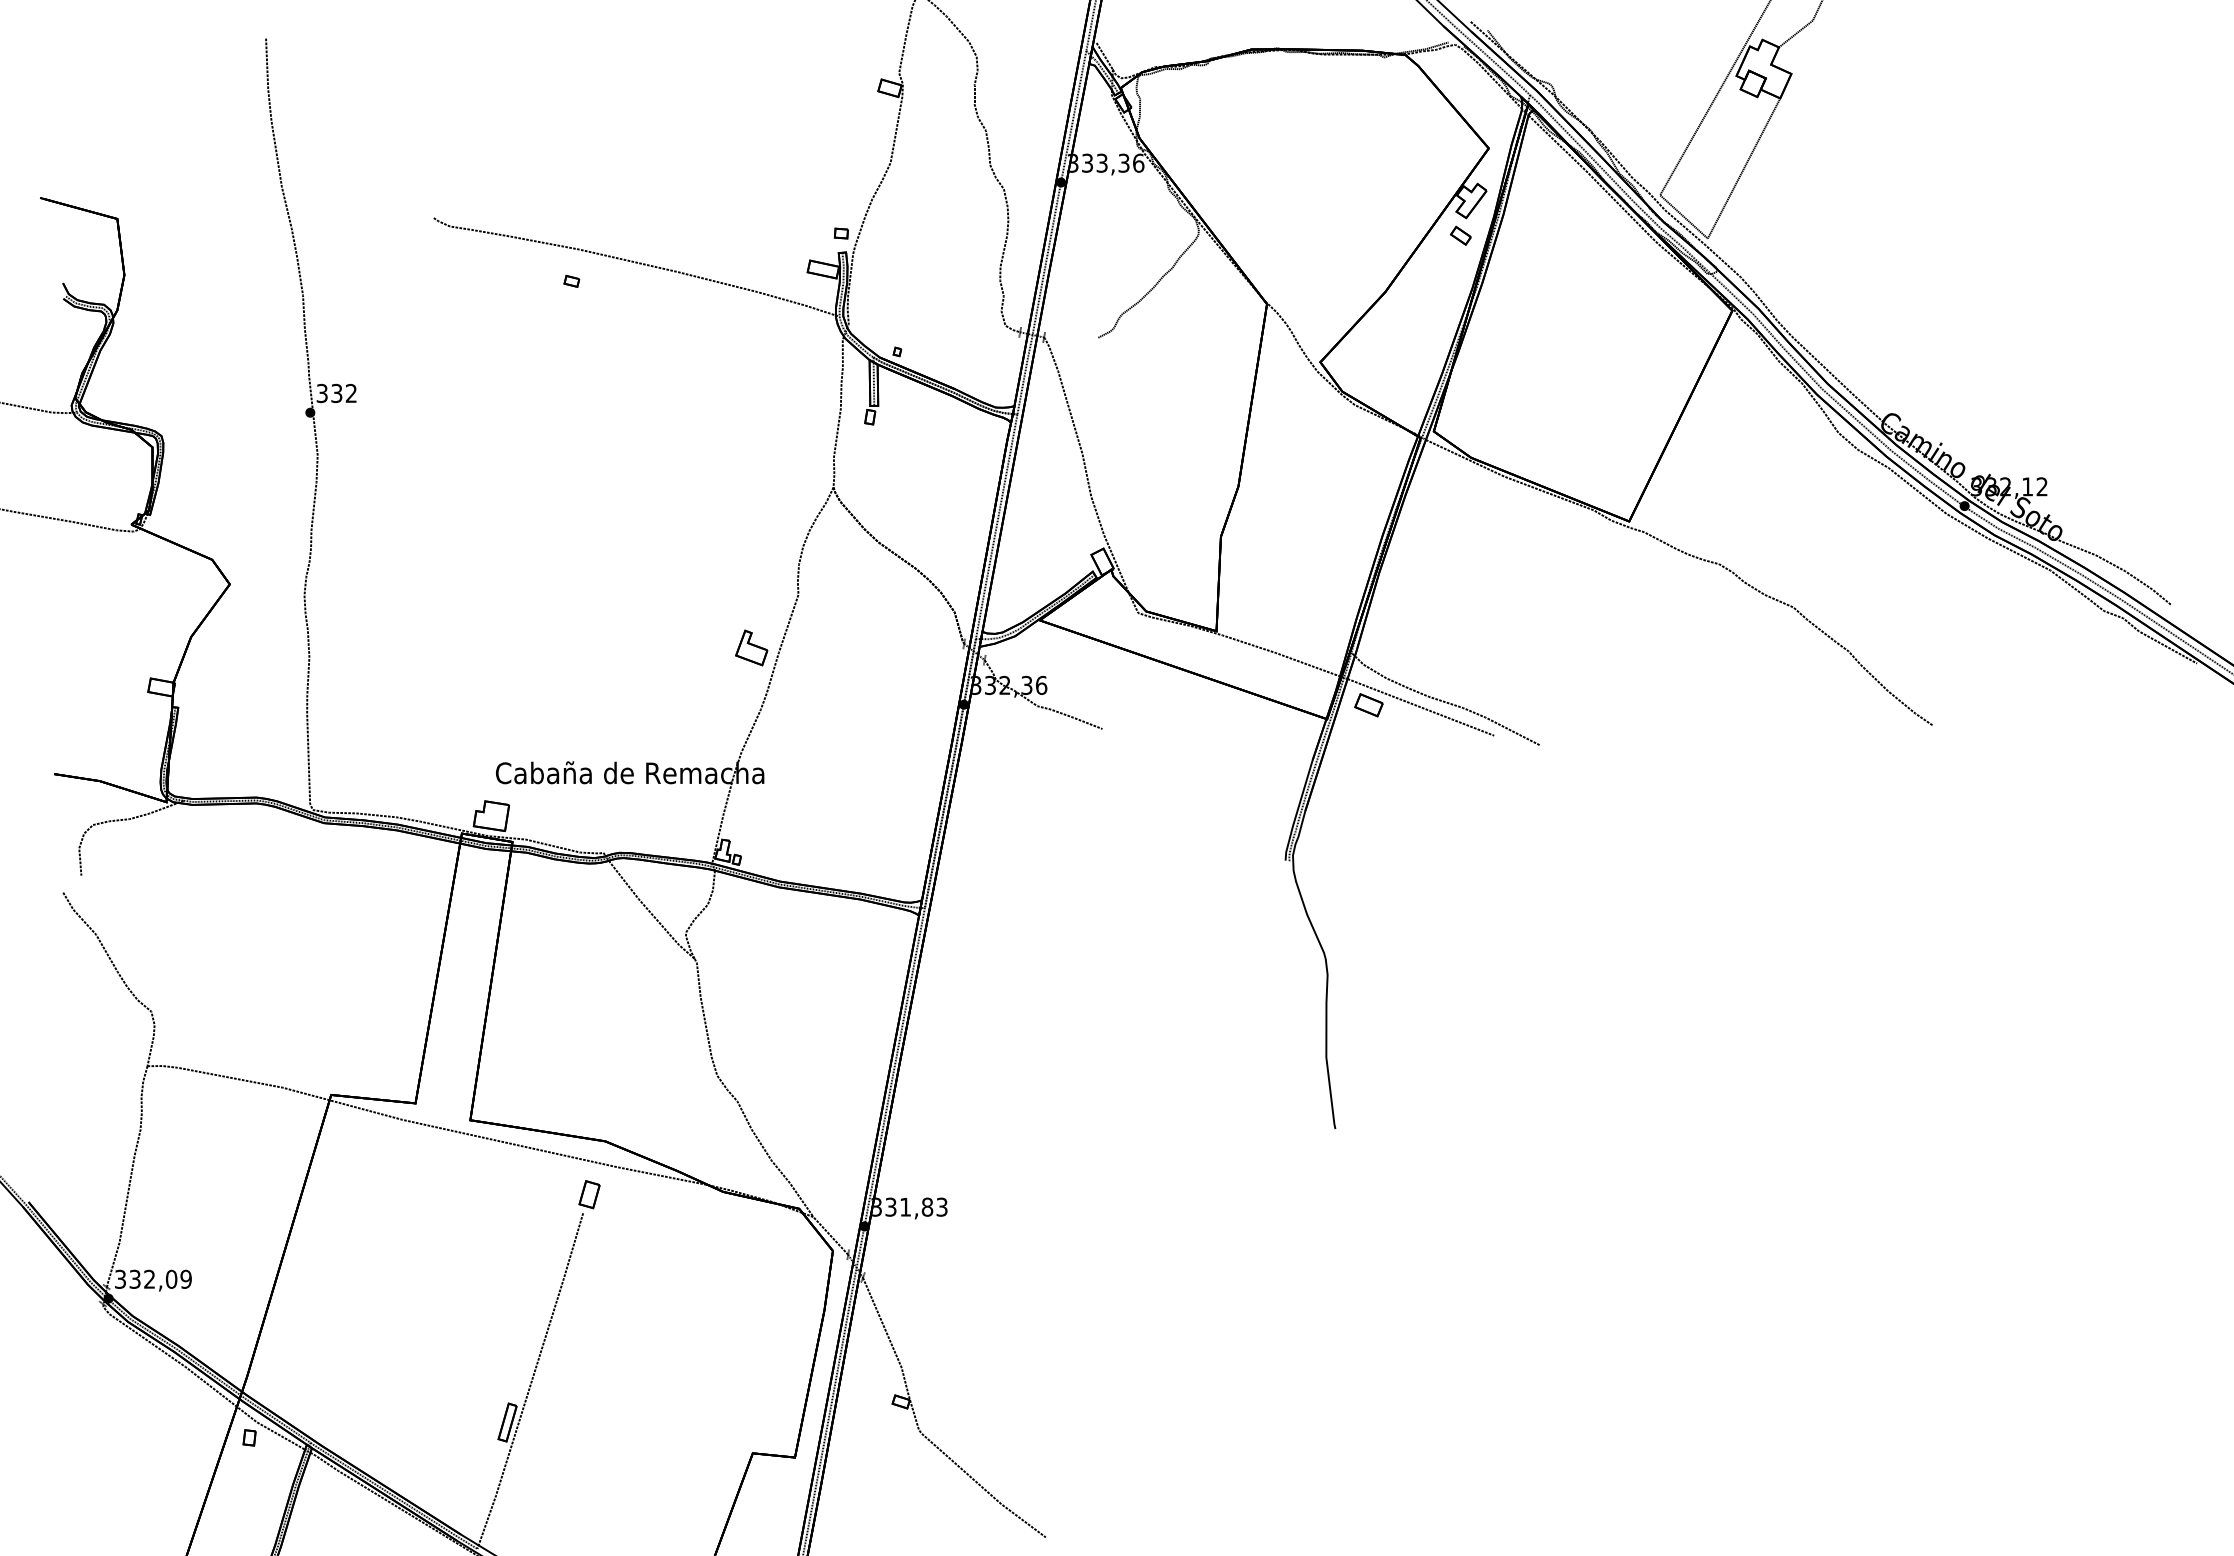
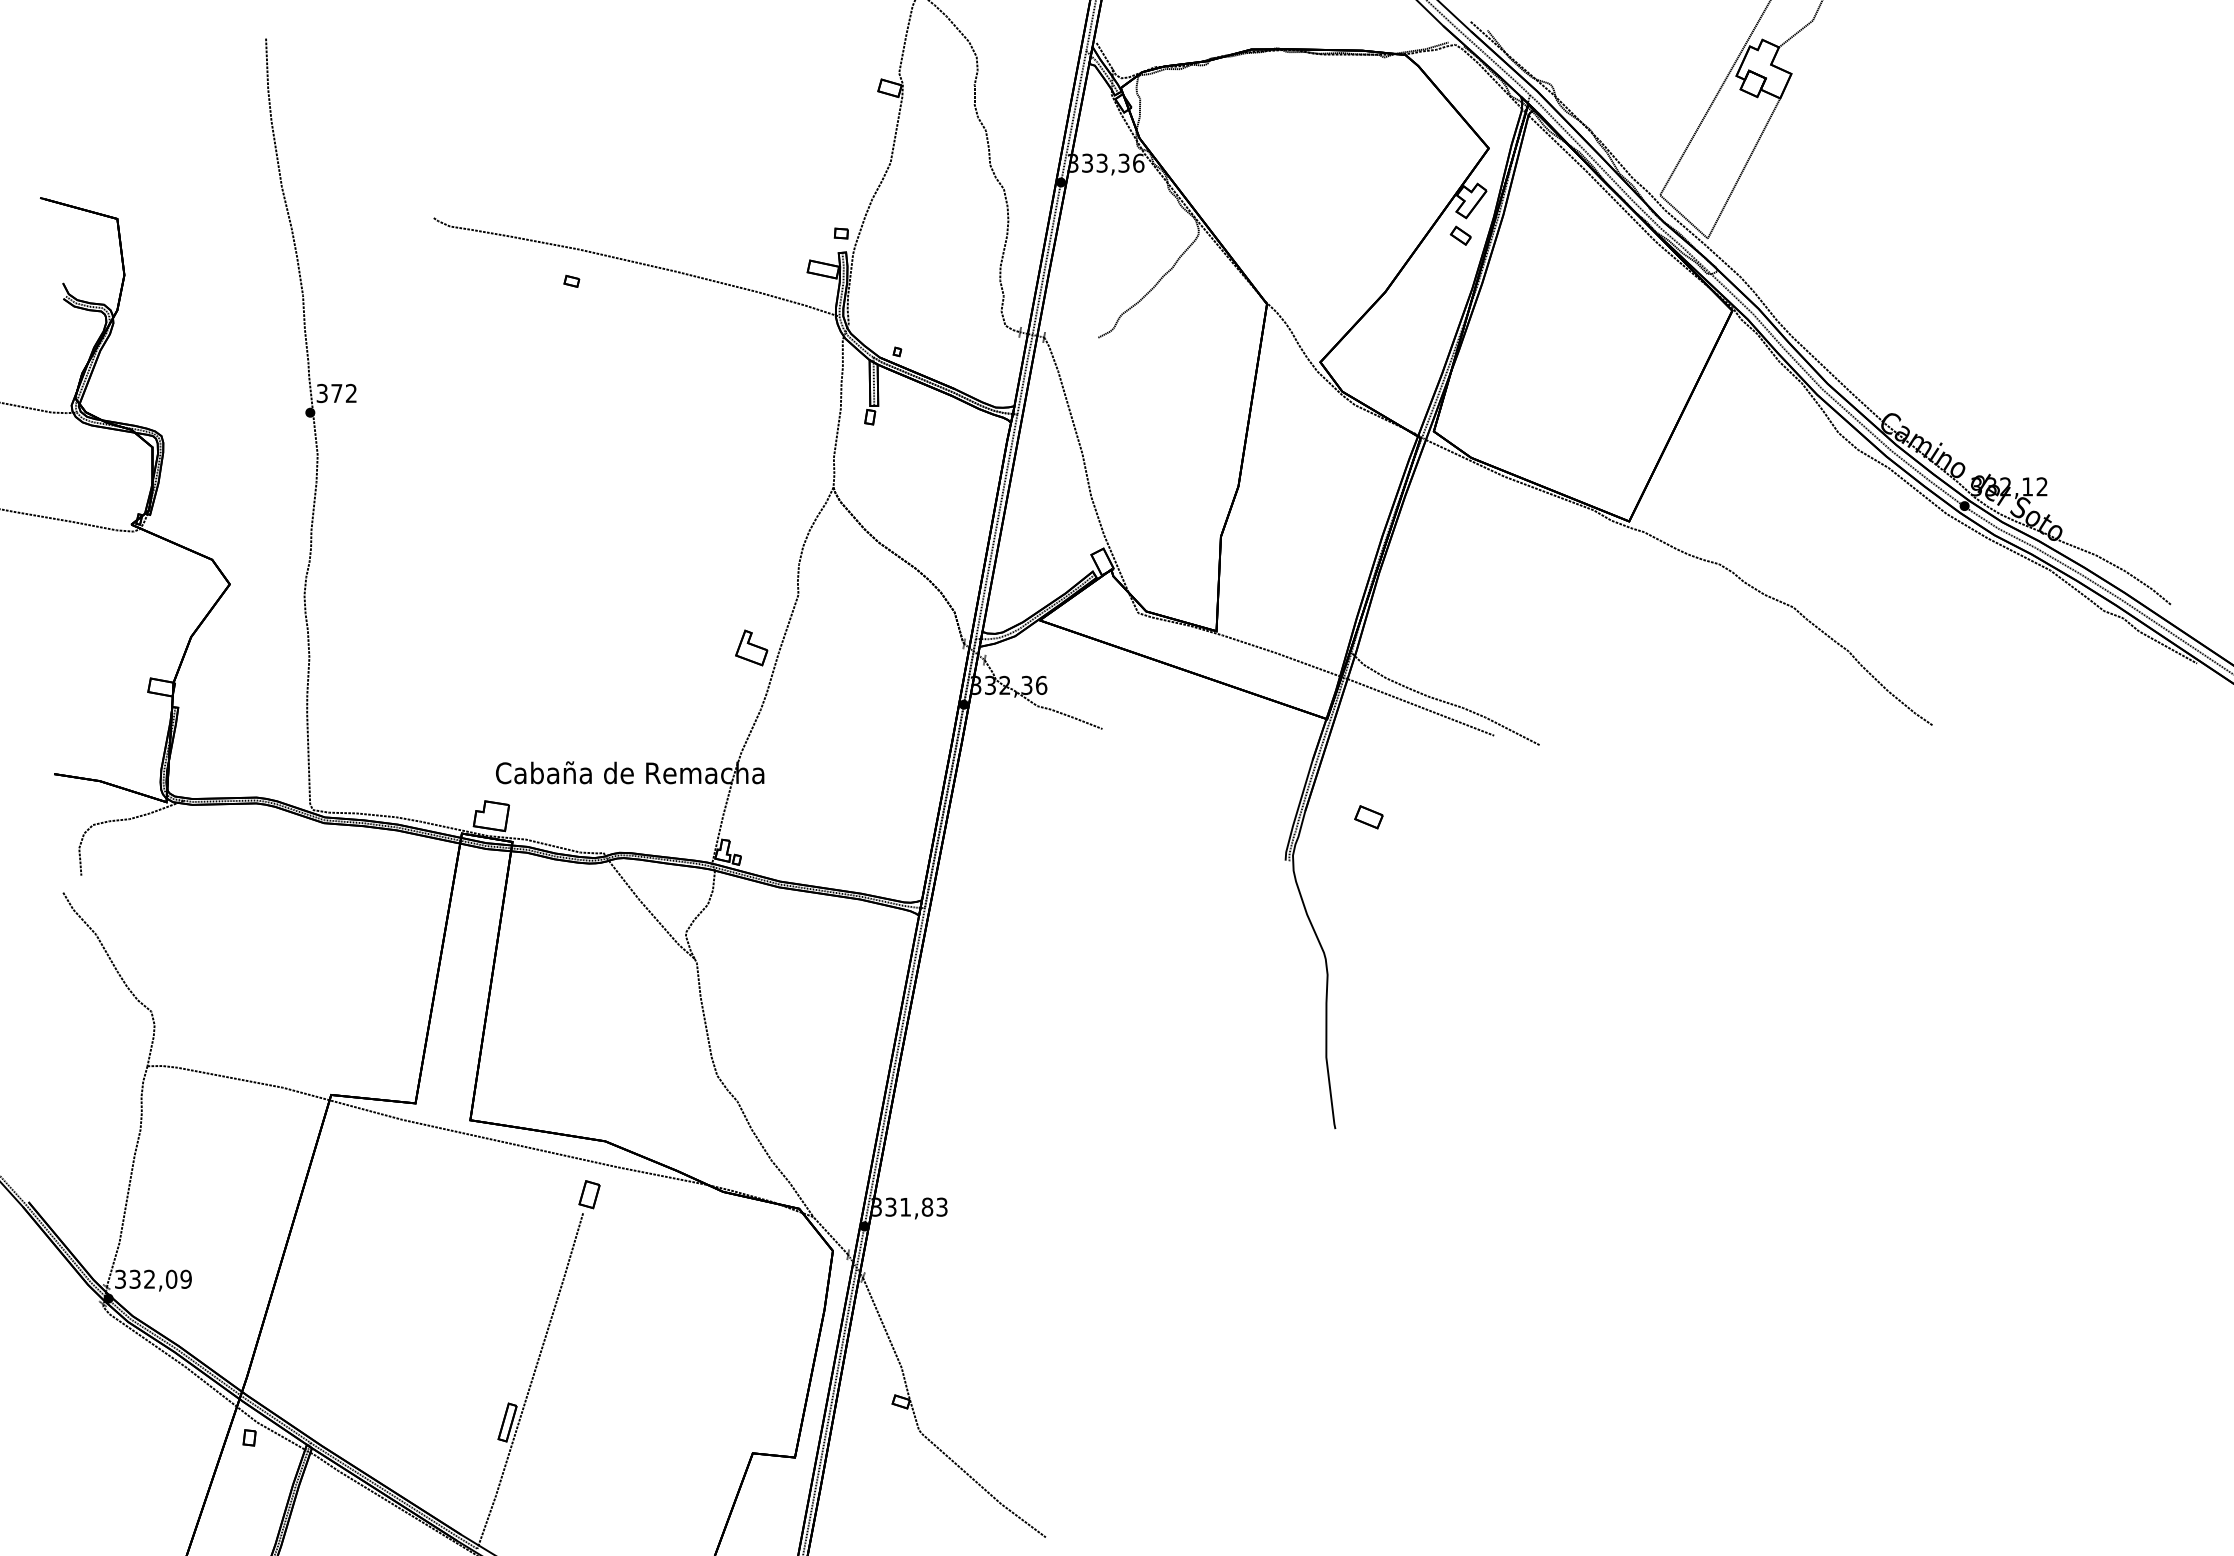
text: 332 -> 372 (336, 393)
part position: (1368, 705) -> (1368, 817) (1368, 817)
